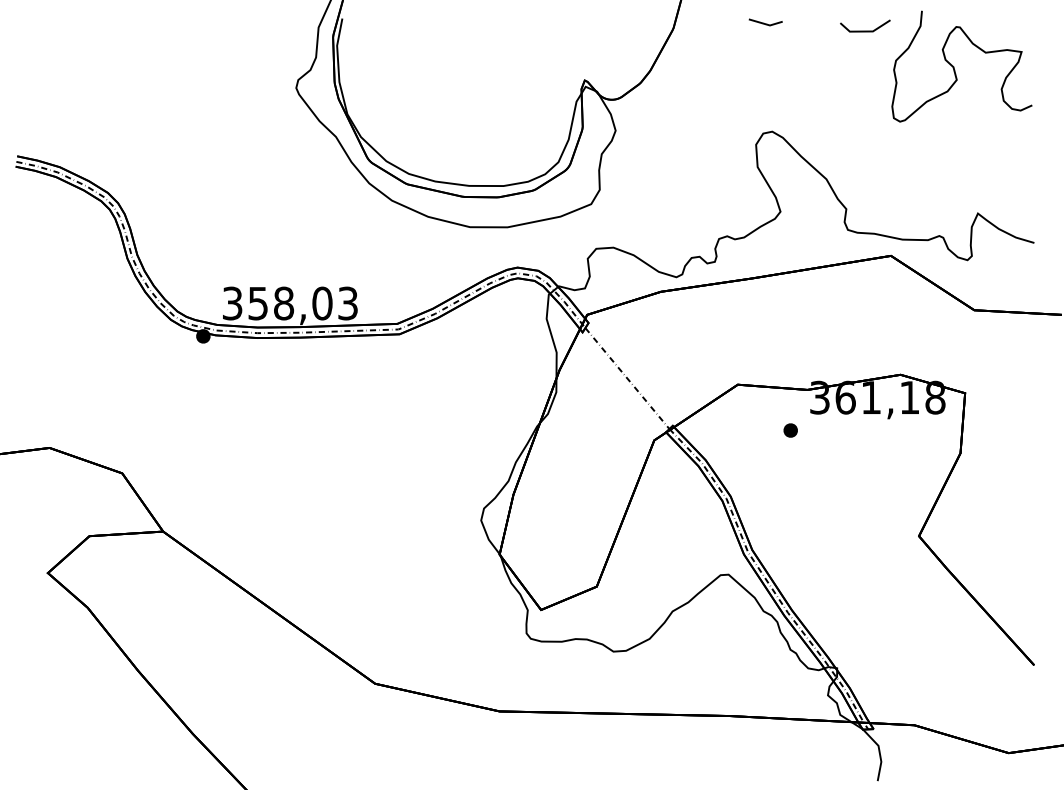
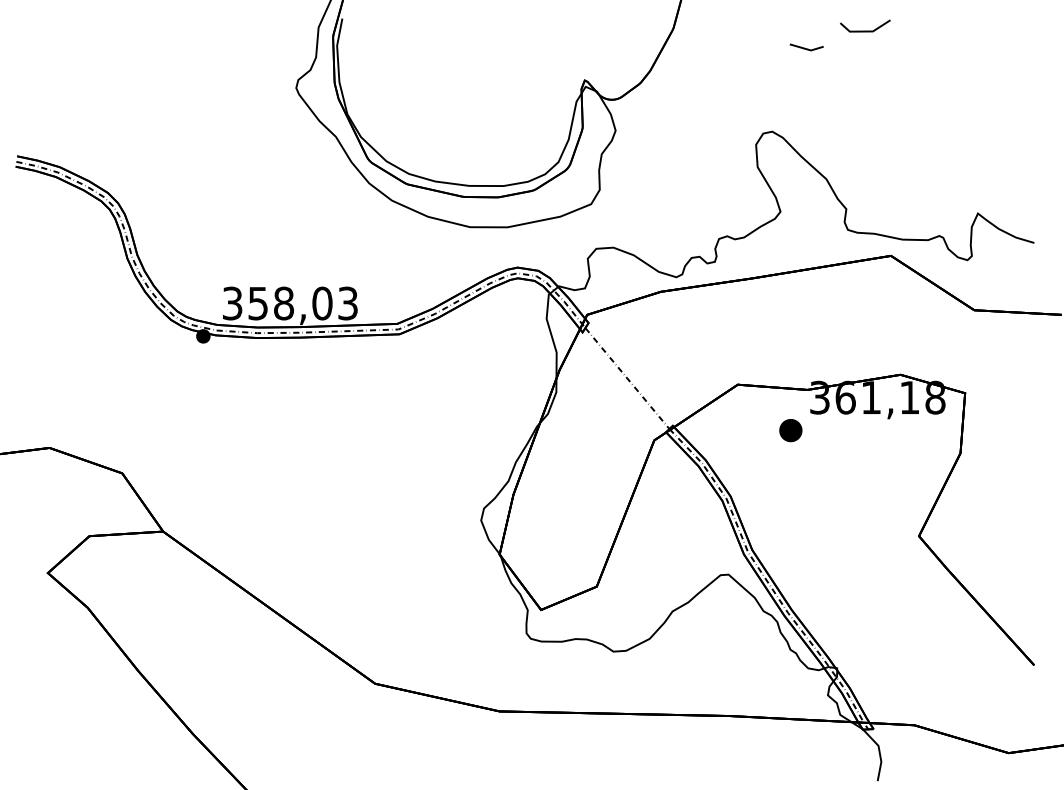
line position: (765, 23) -> (806, 48) (806, 48)
curve: present -> none (954, 66)
part size: 15x15 px -> 24x24 px (790, 430)
